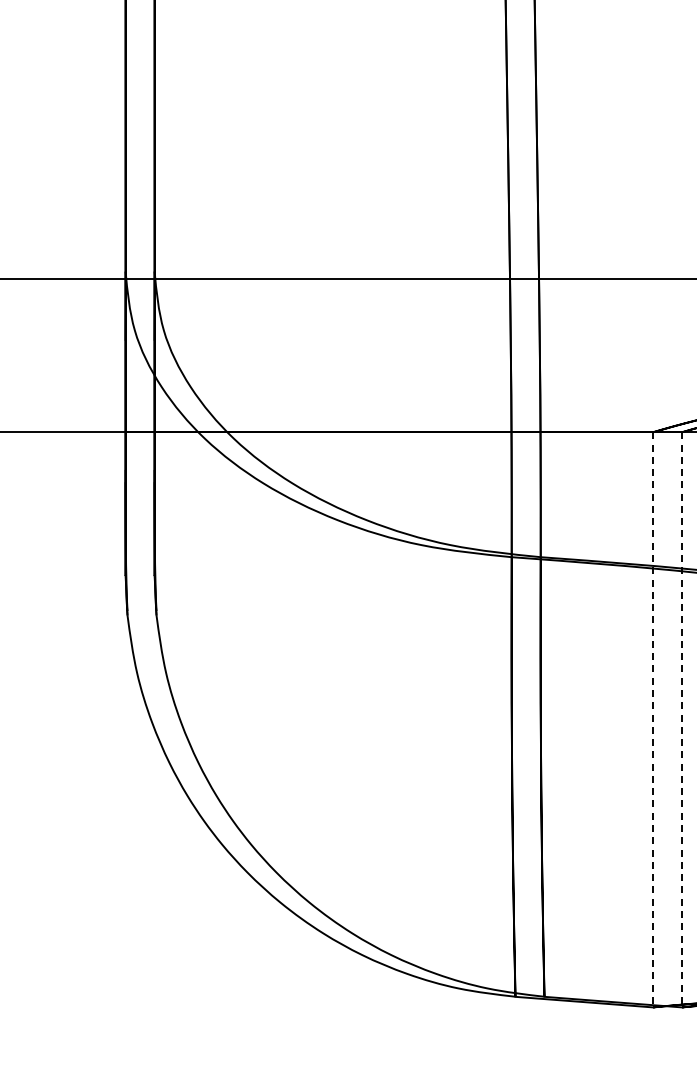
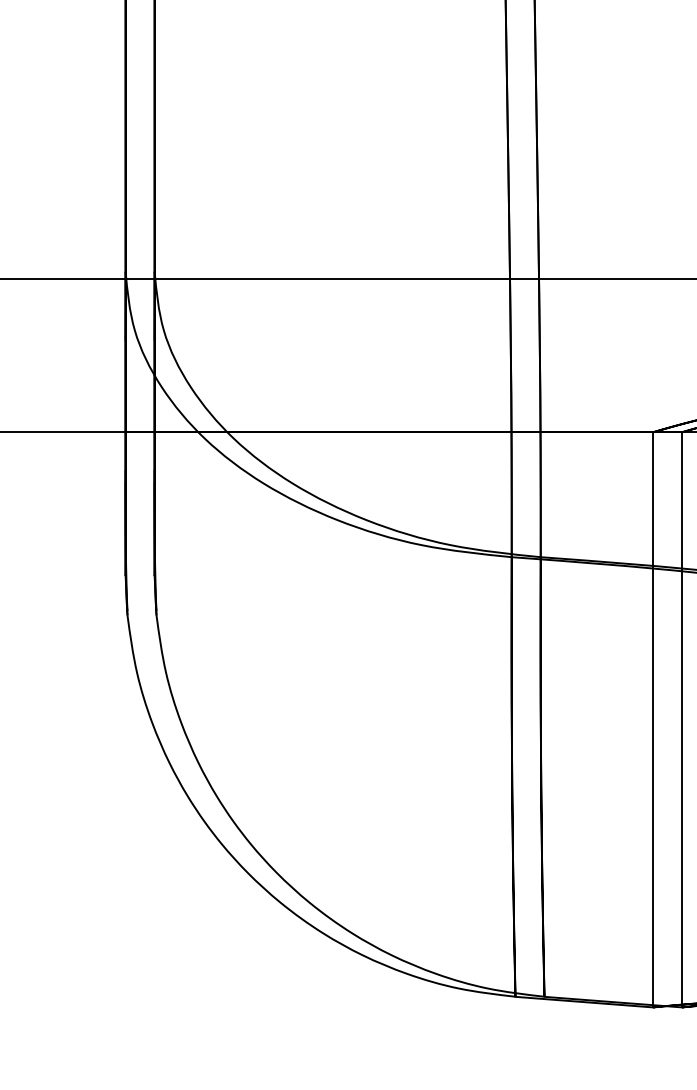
line: dashed -> solid (653, 719)
line: dashed -> solid (682, 719)
